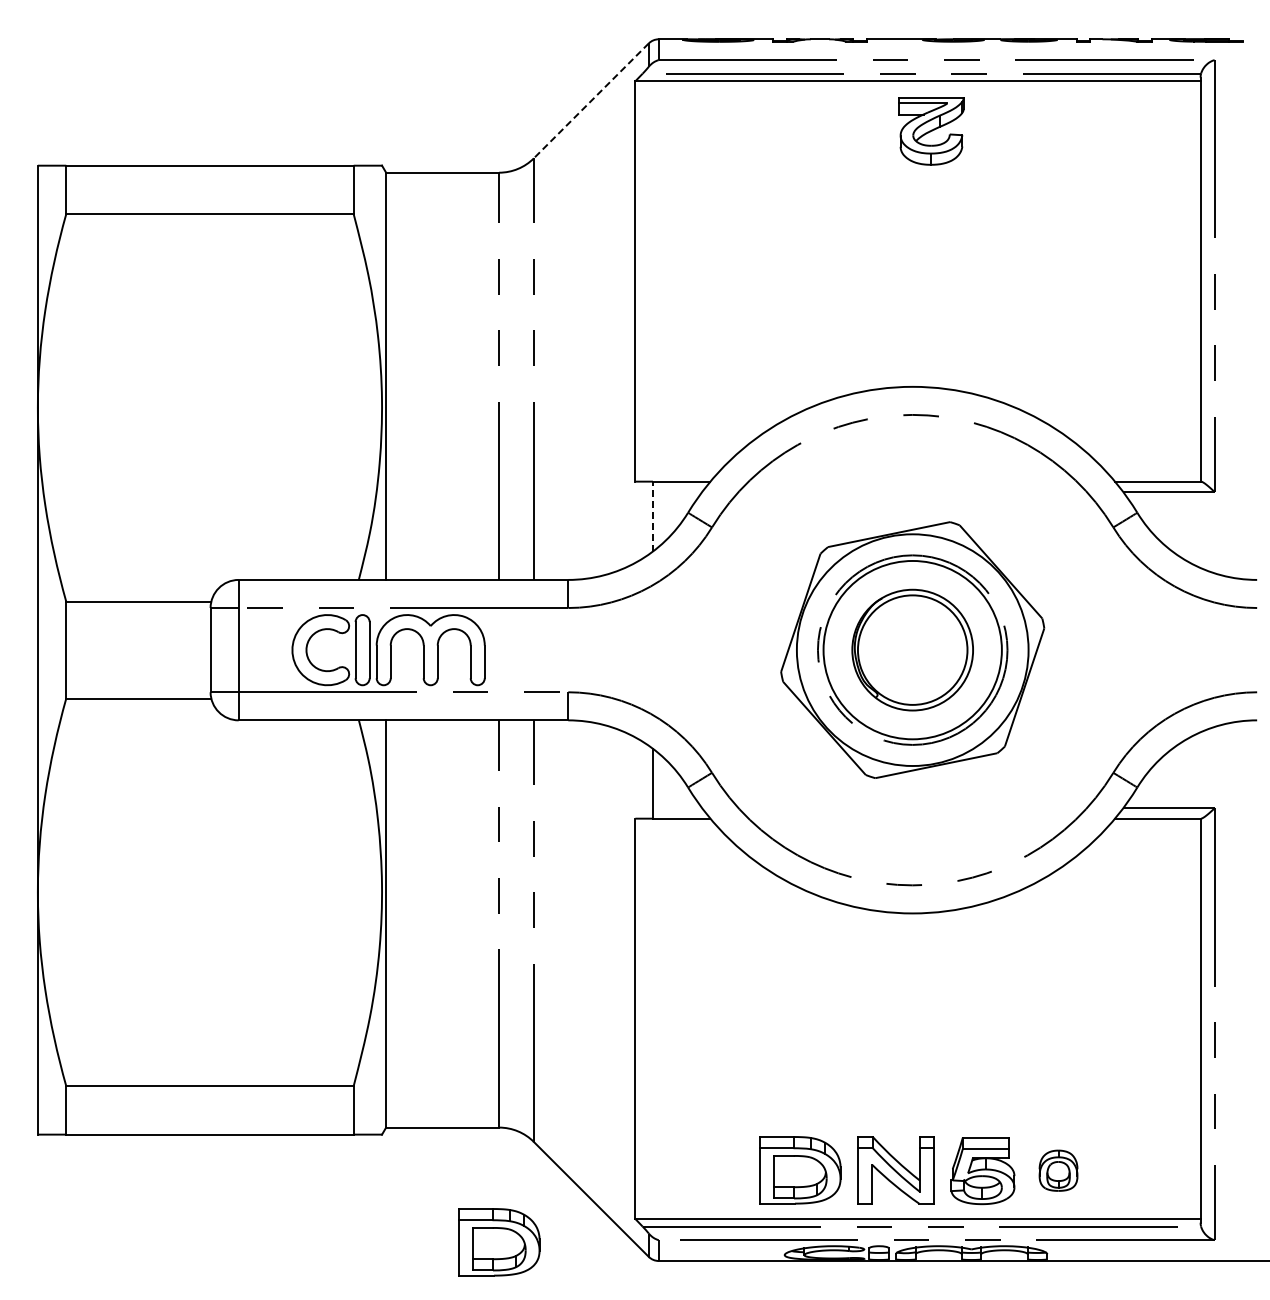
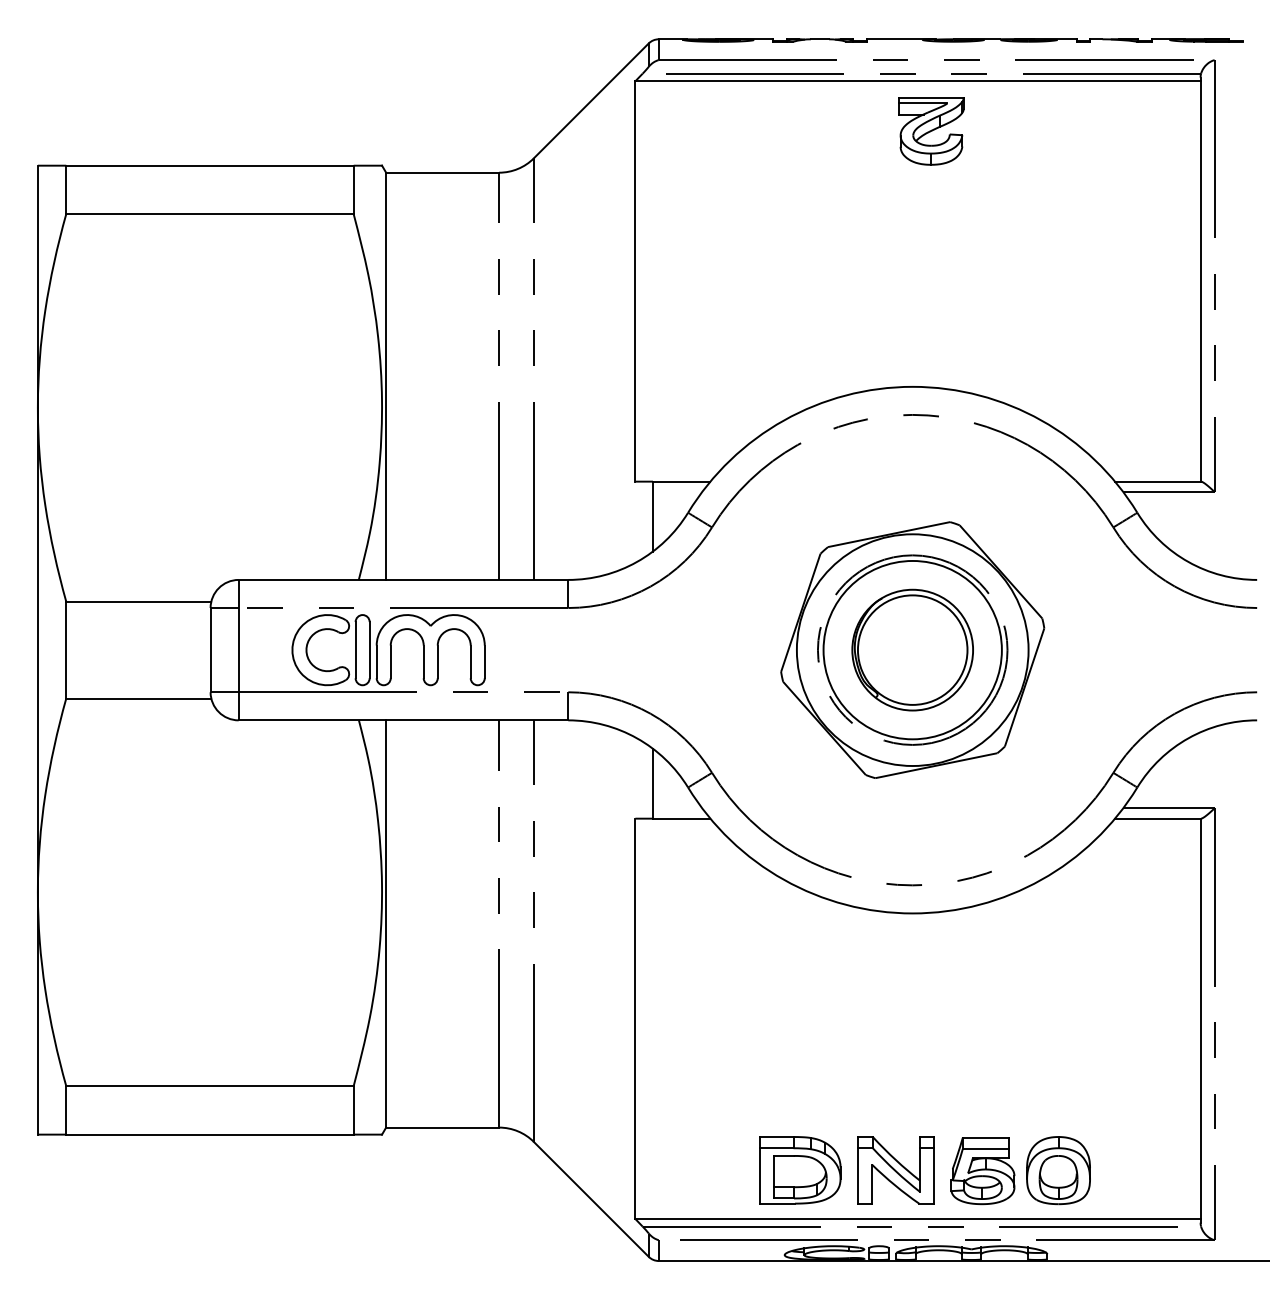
line: dashed -> solid (591, 101)
line: dashed -> solid (652, 516)
part size: 41x43 px -> 65x70 px (1058, 1170)
part: present -> none (499, 1242)
